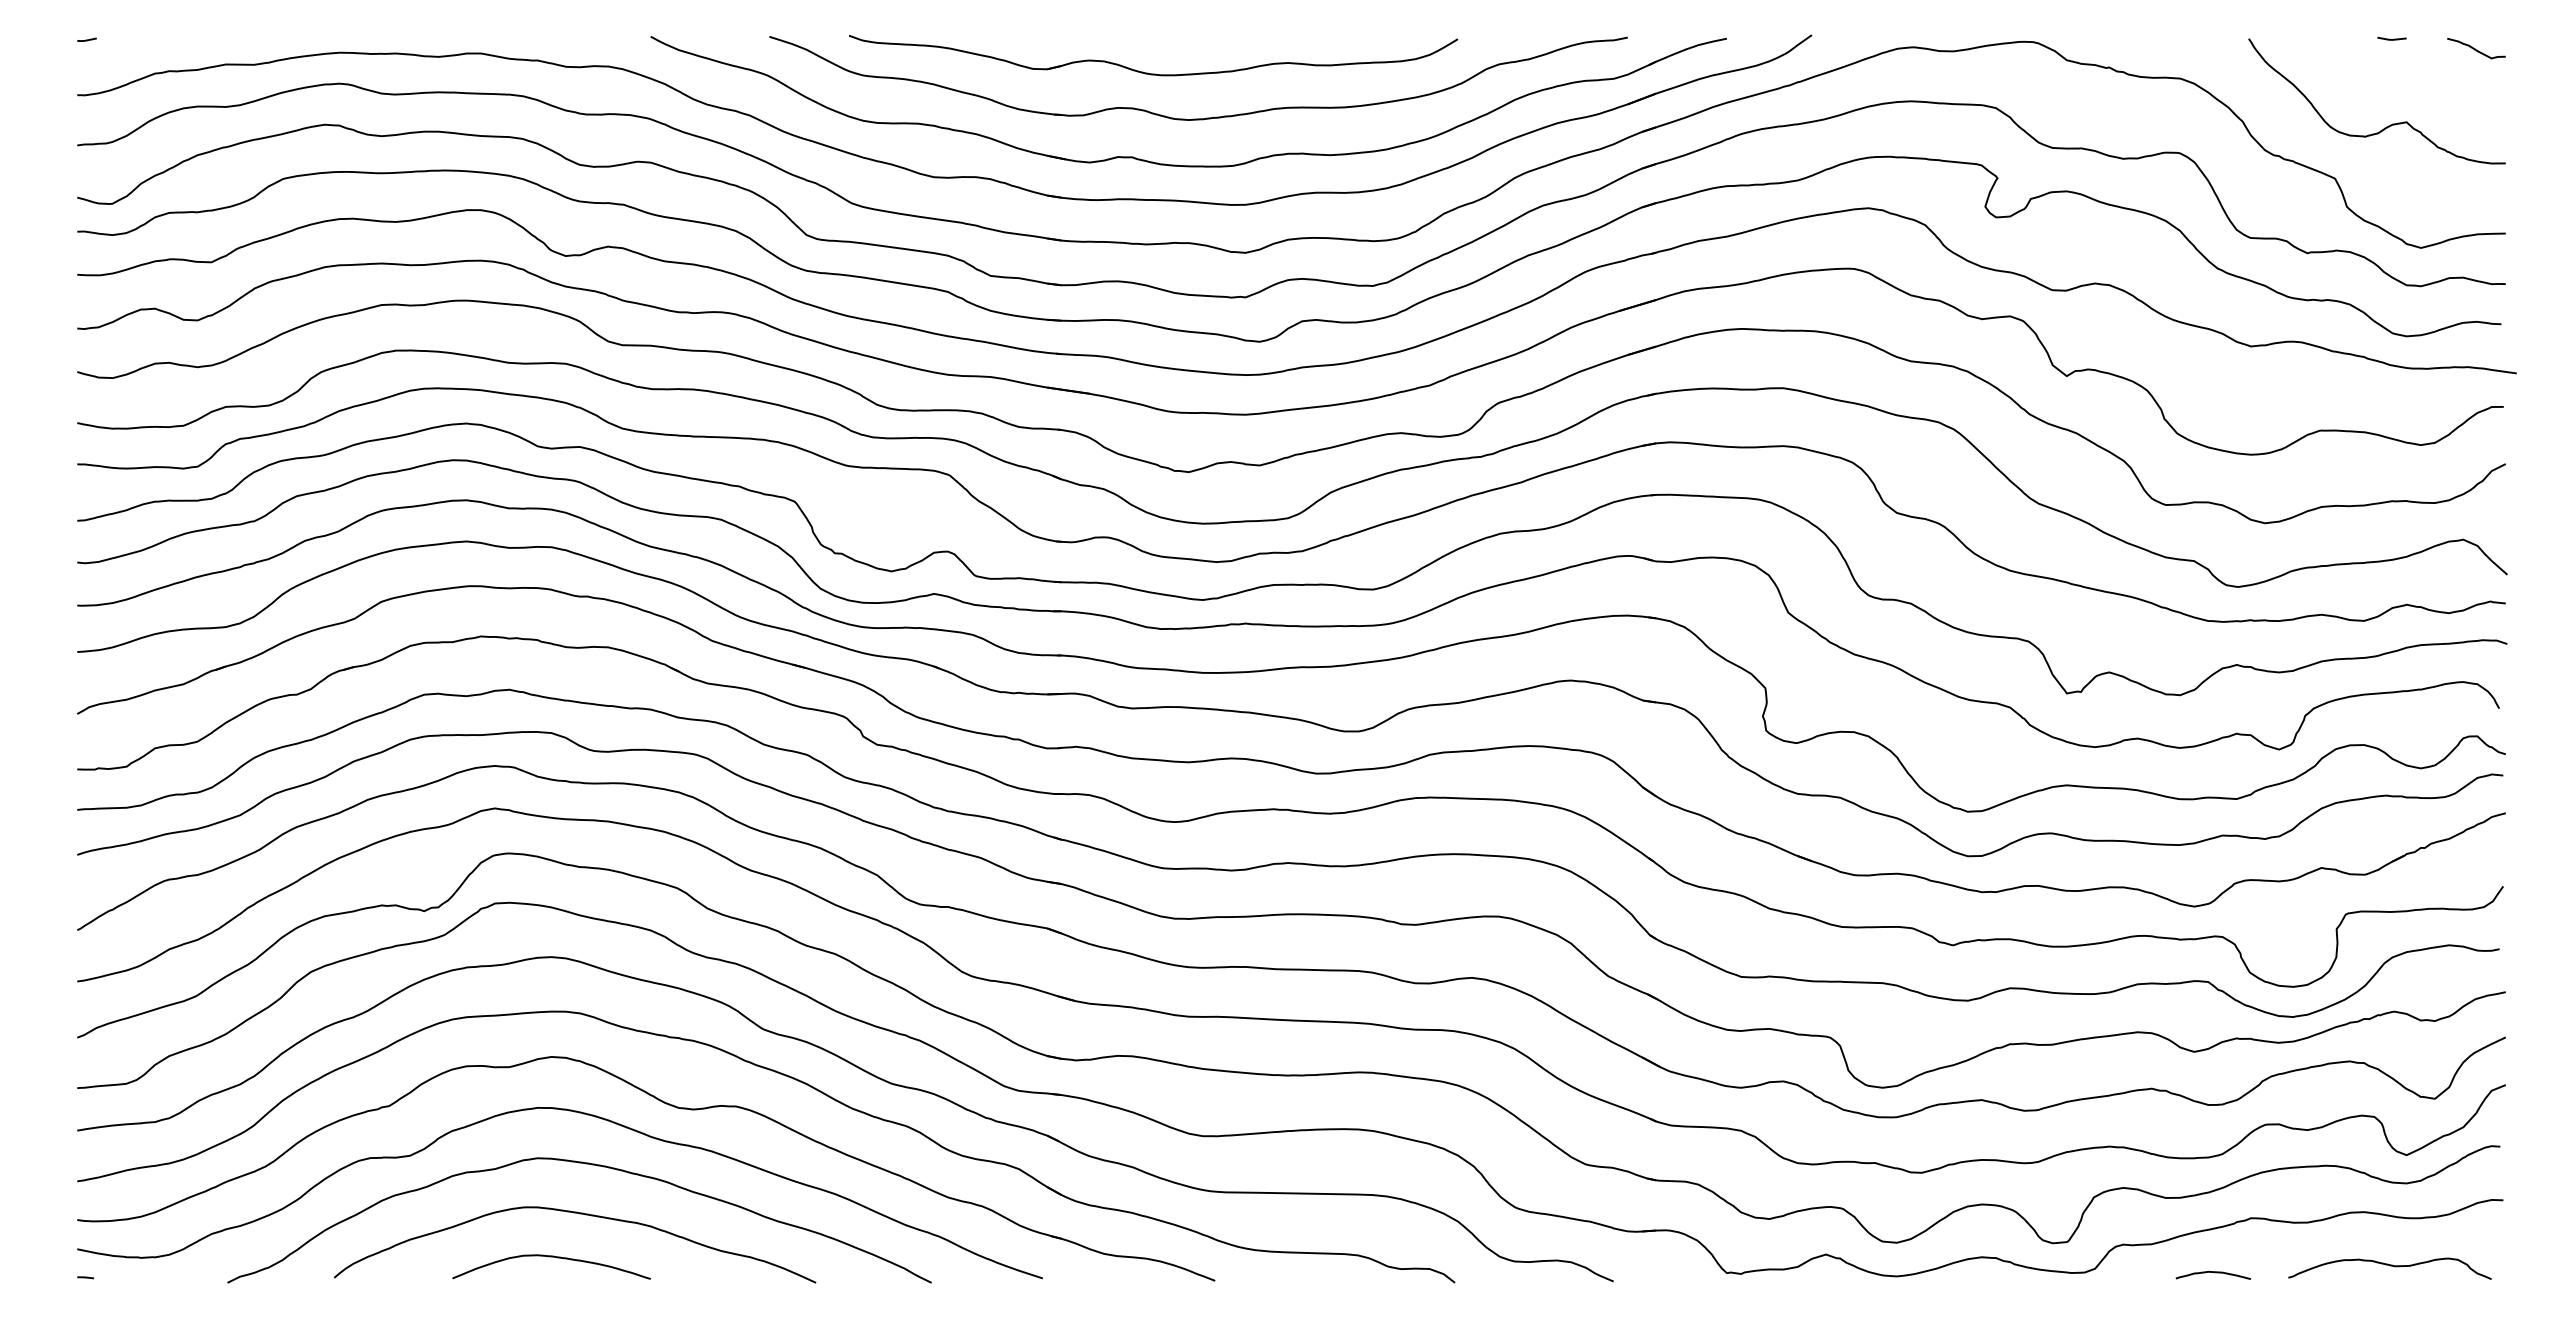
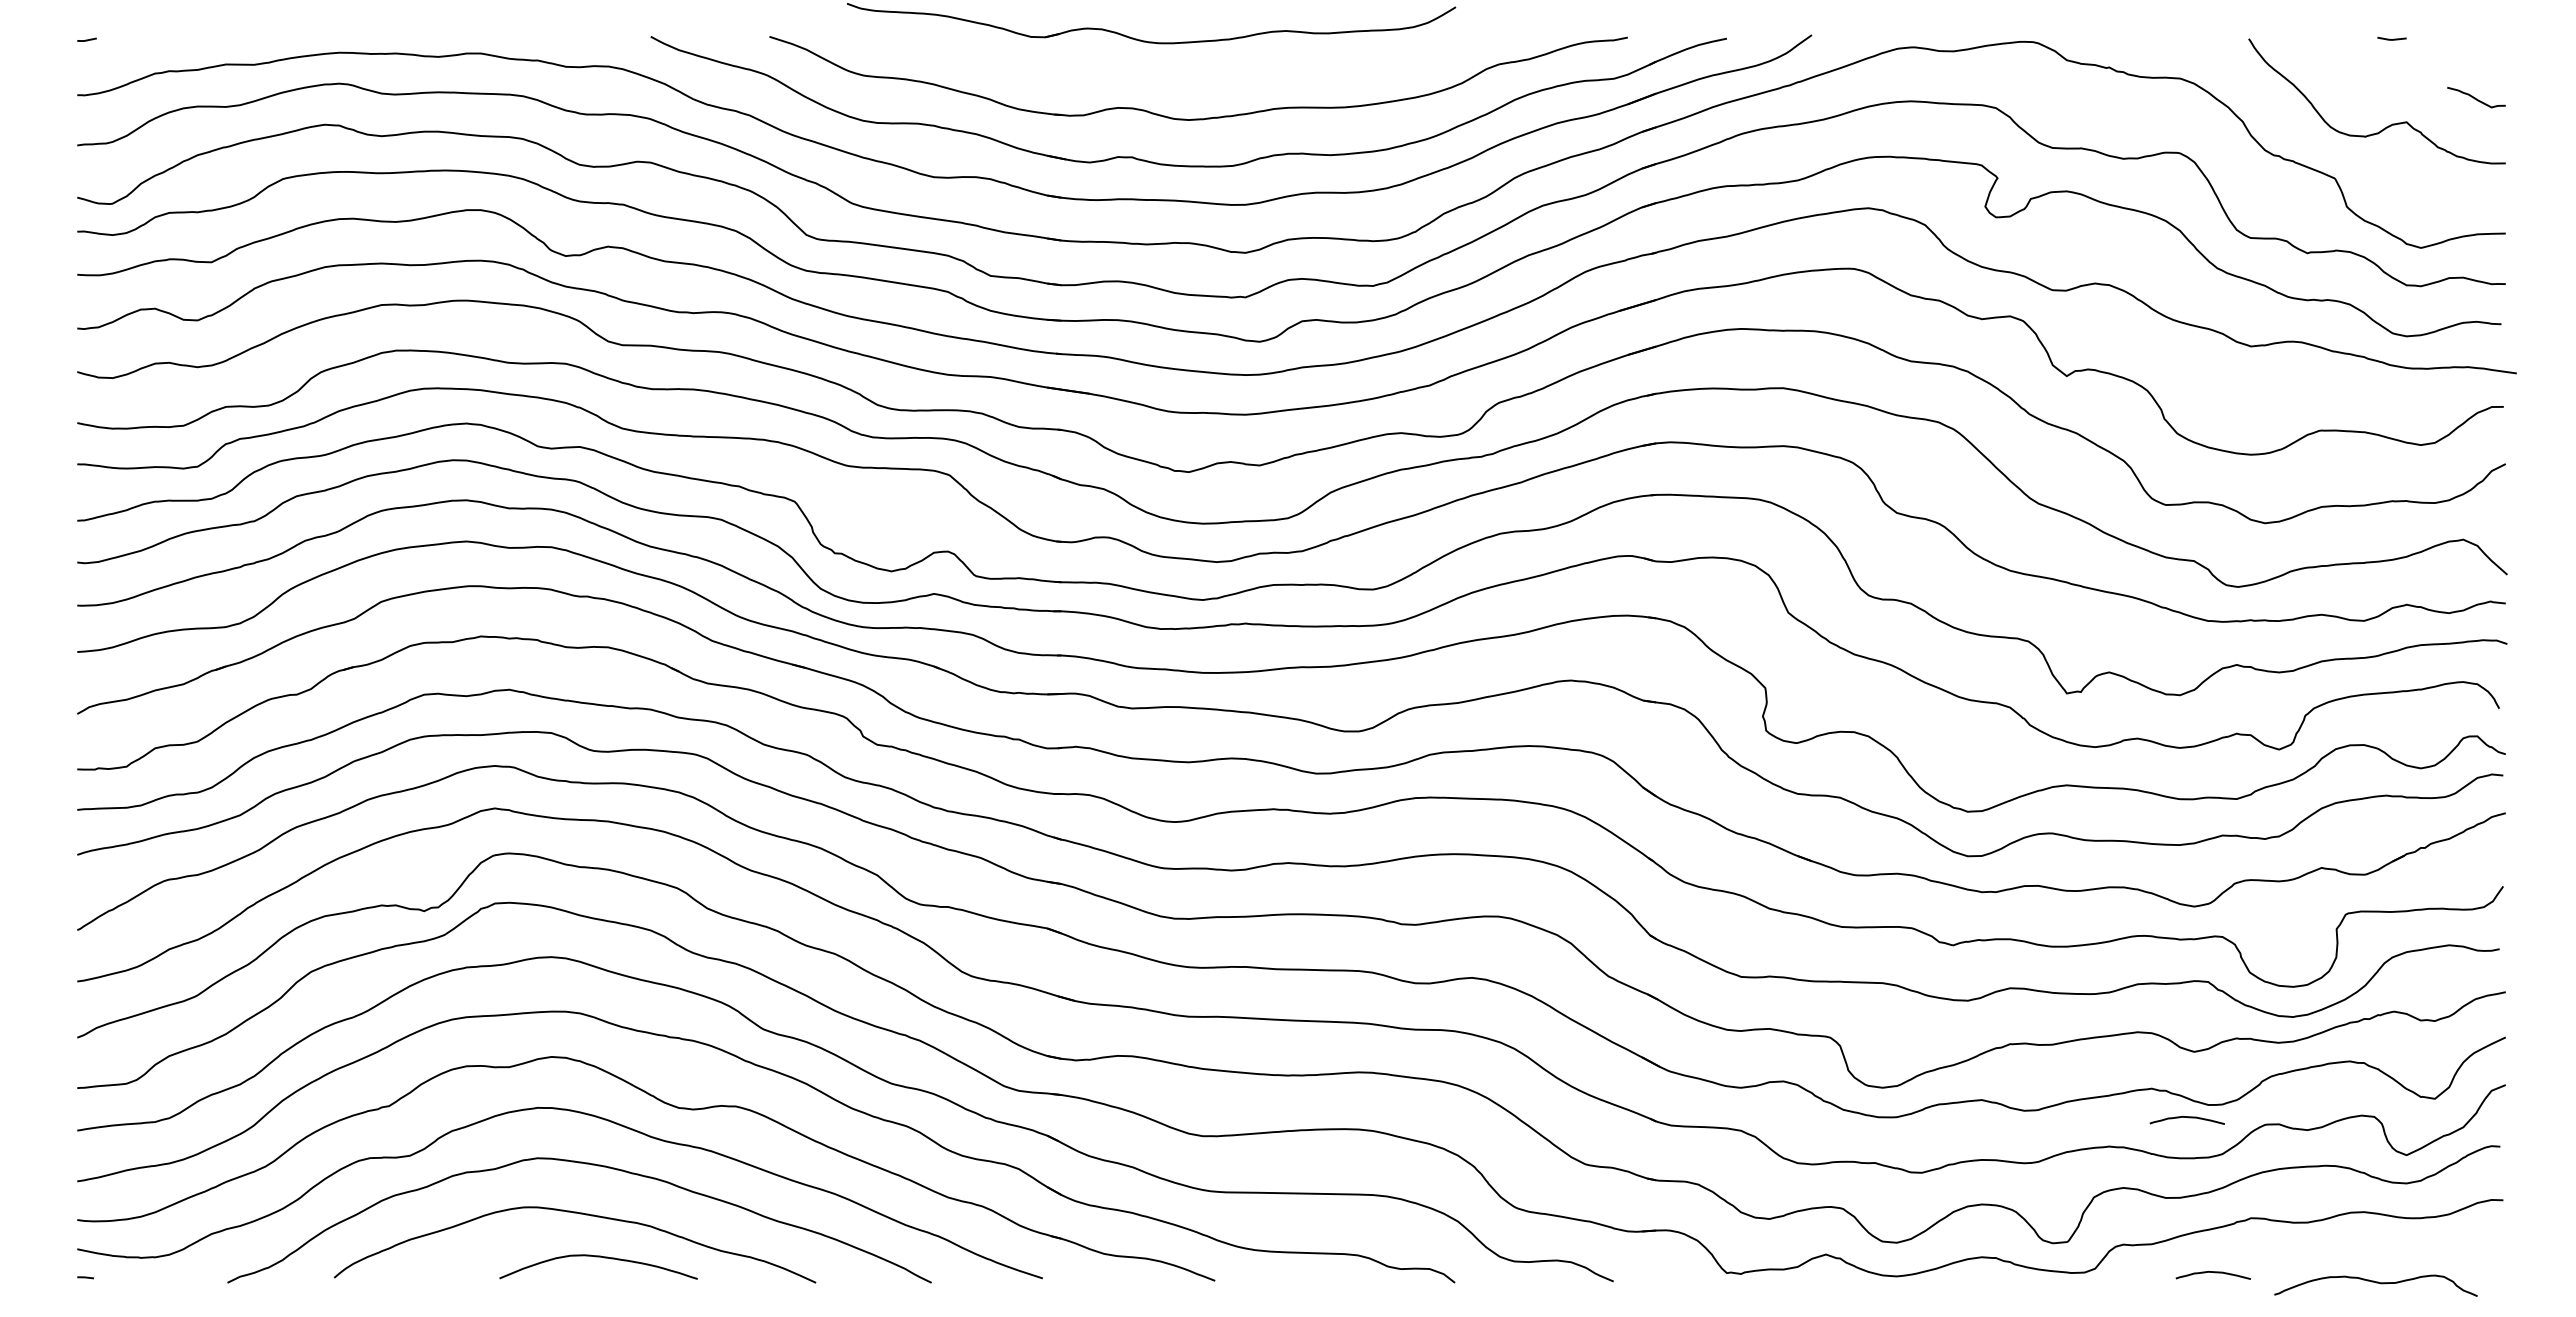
curve position: (2475, 48) -> (2475, 97) (2475, 97)
part position: (1153, 73) -> (1151, 41) (1151, 41)
curve: none -> present (2186, 1117)
curve position: (551, 1257) -> (598, 1257) (598, 1257)
curve position: (2390, 1266) -> (2376, 1283) (2376, 1283)
